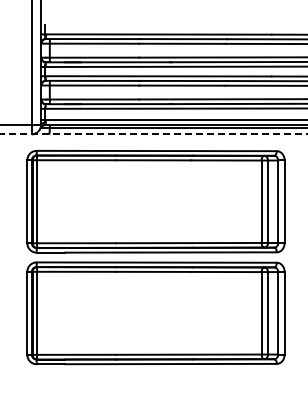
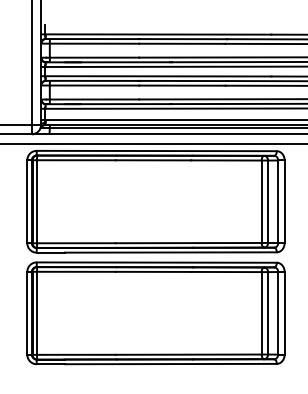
line: dashed -> solid (153, 134)
line: none -> present (153, 143)
